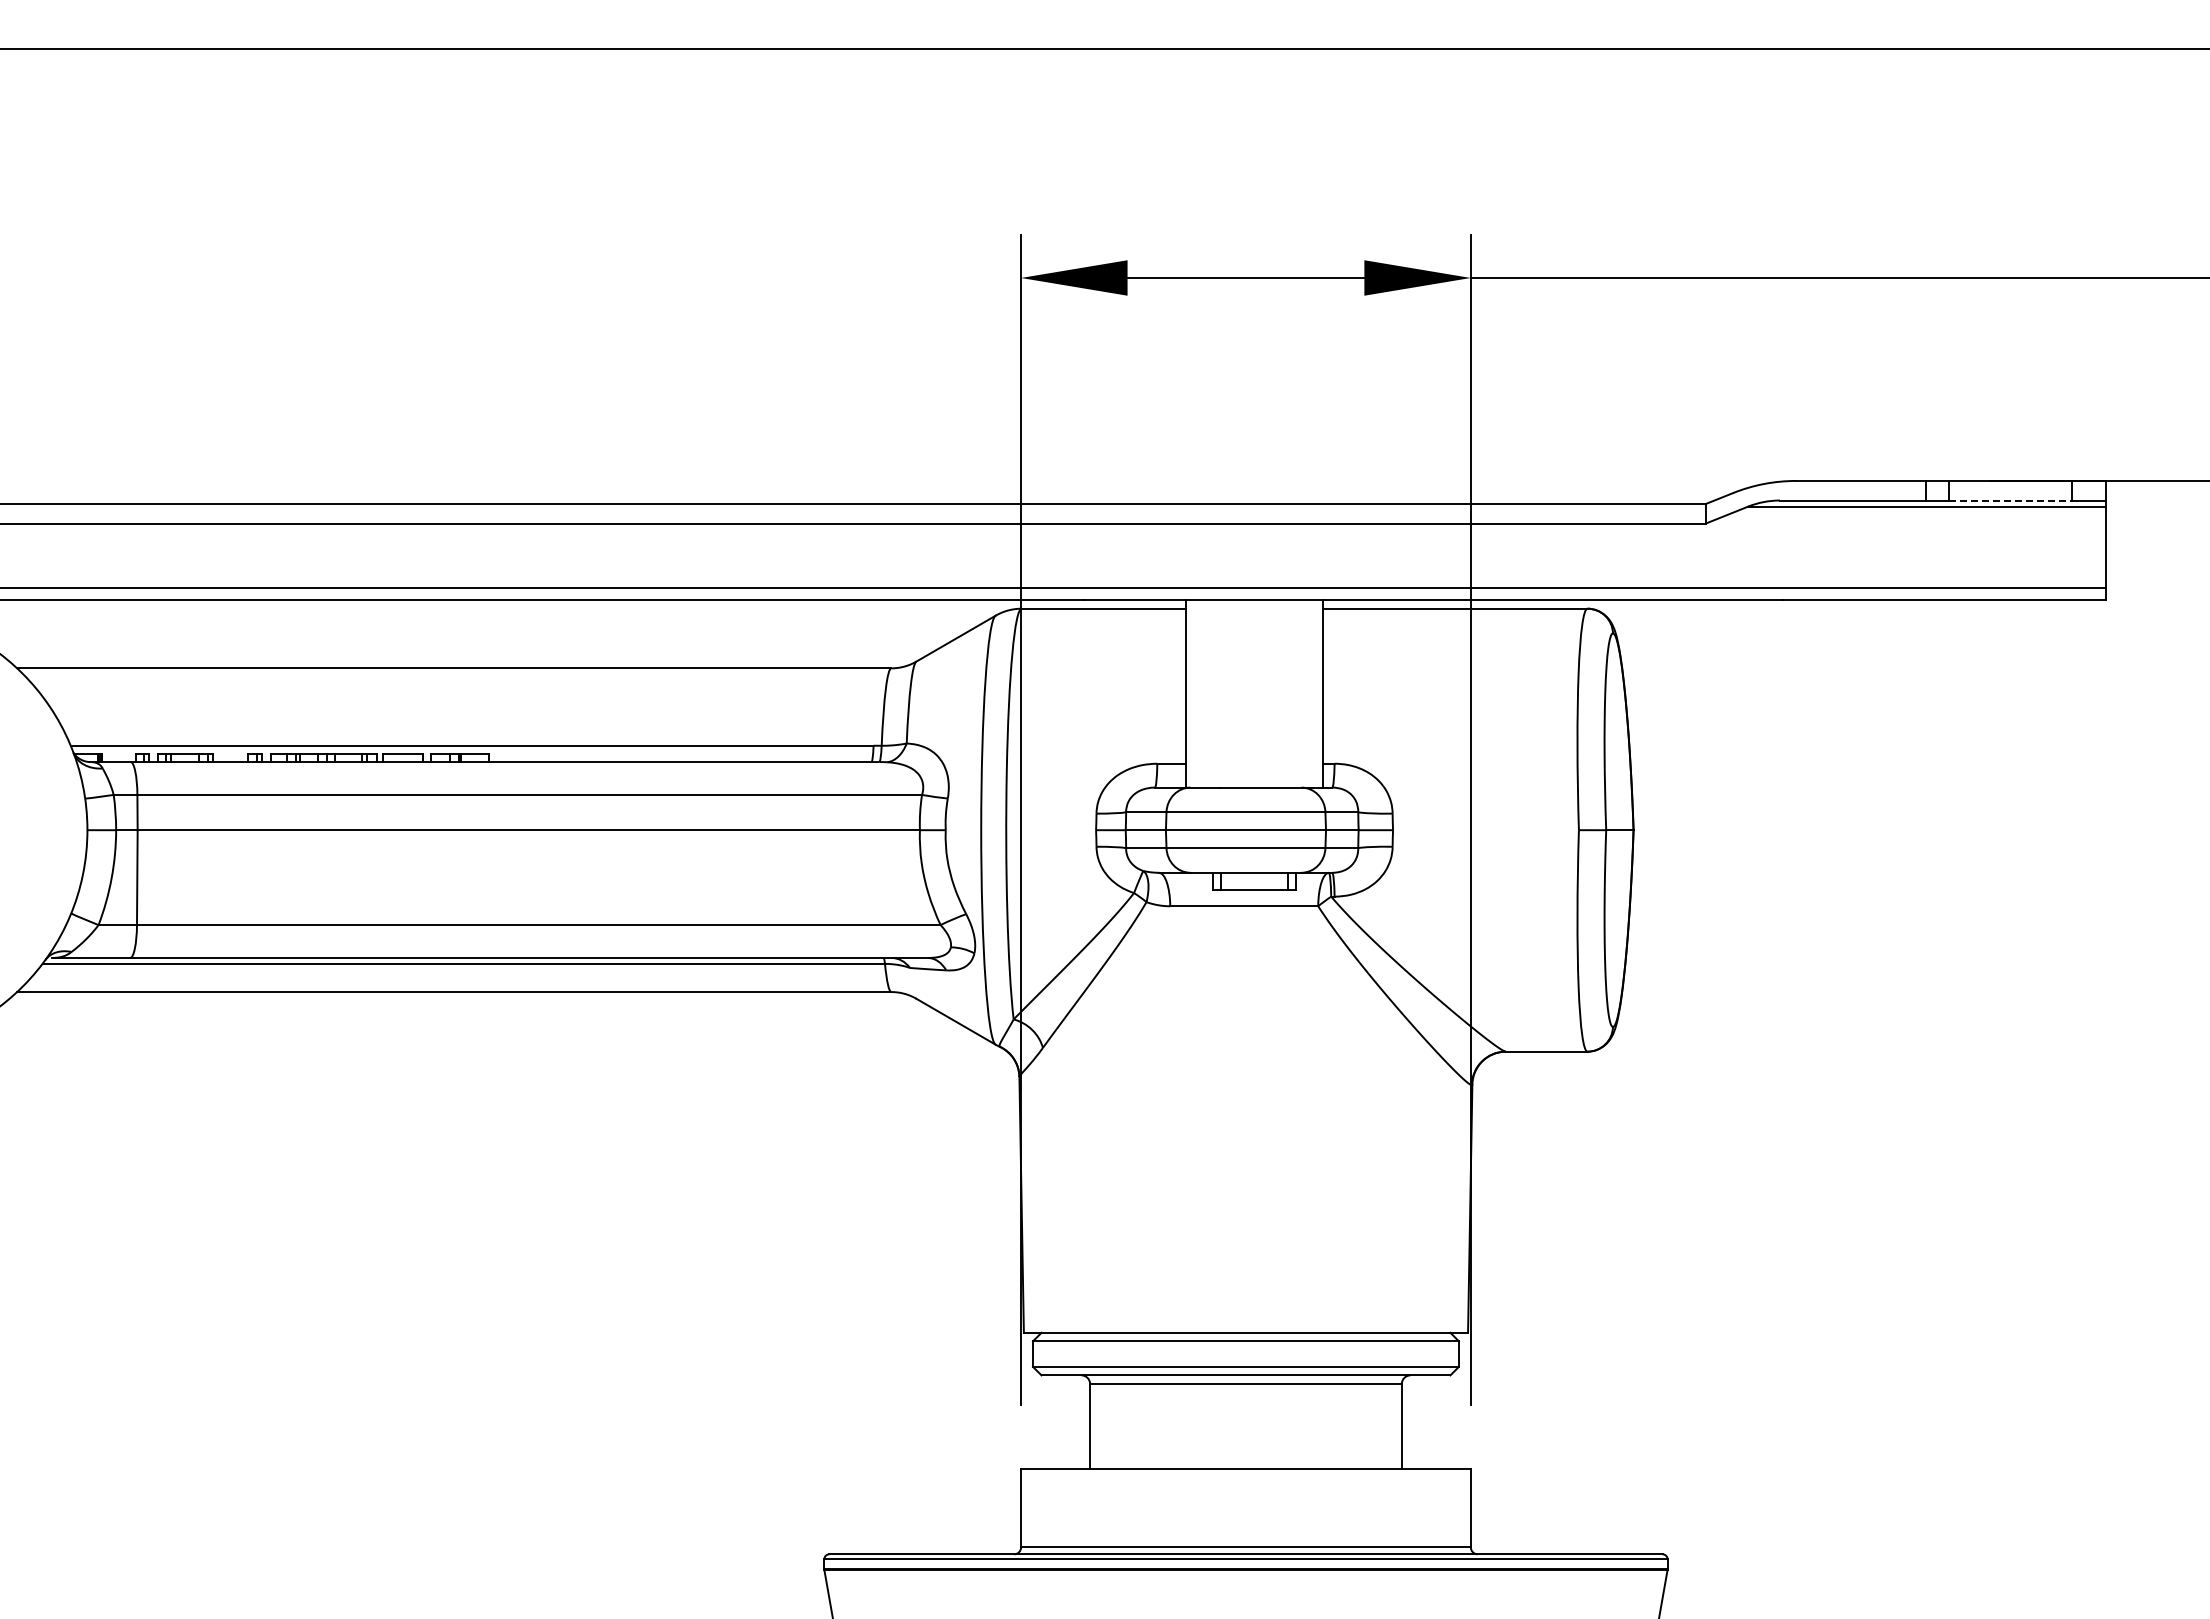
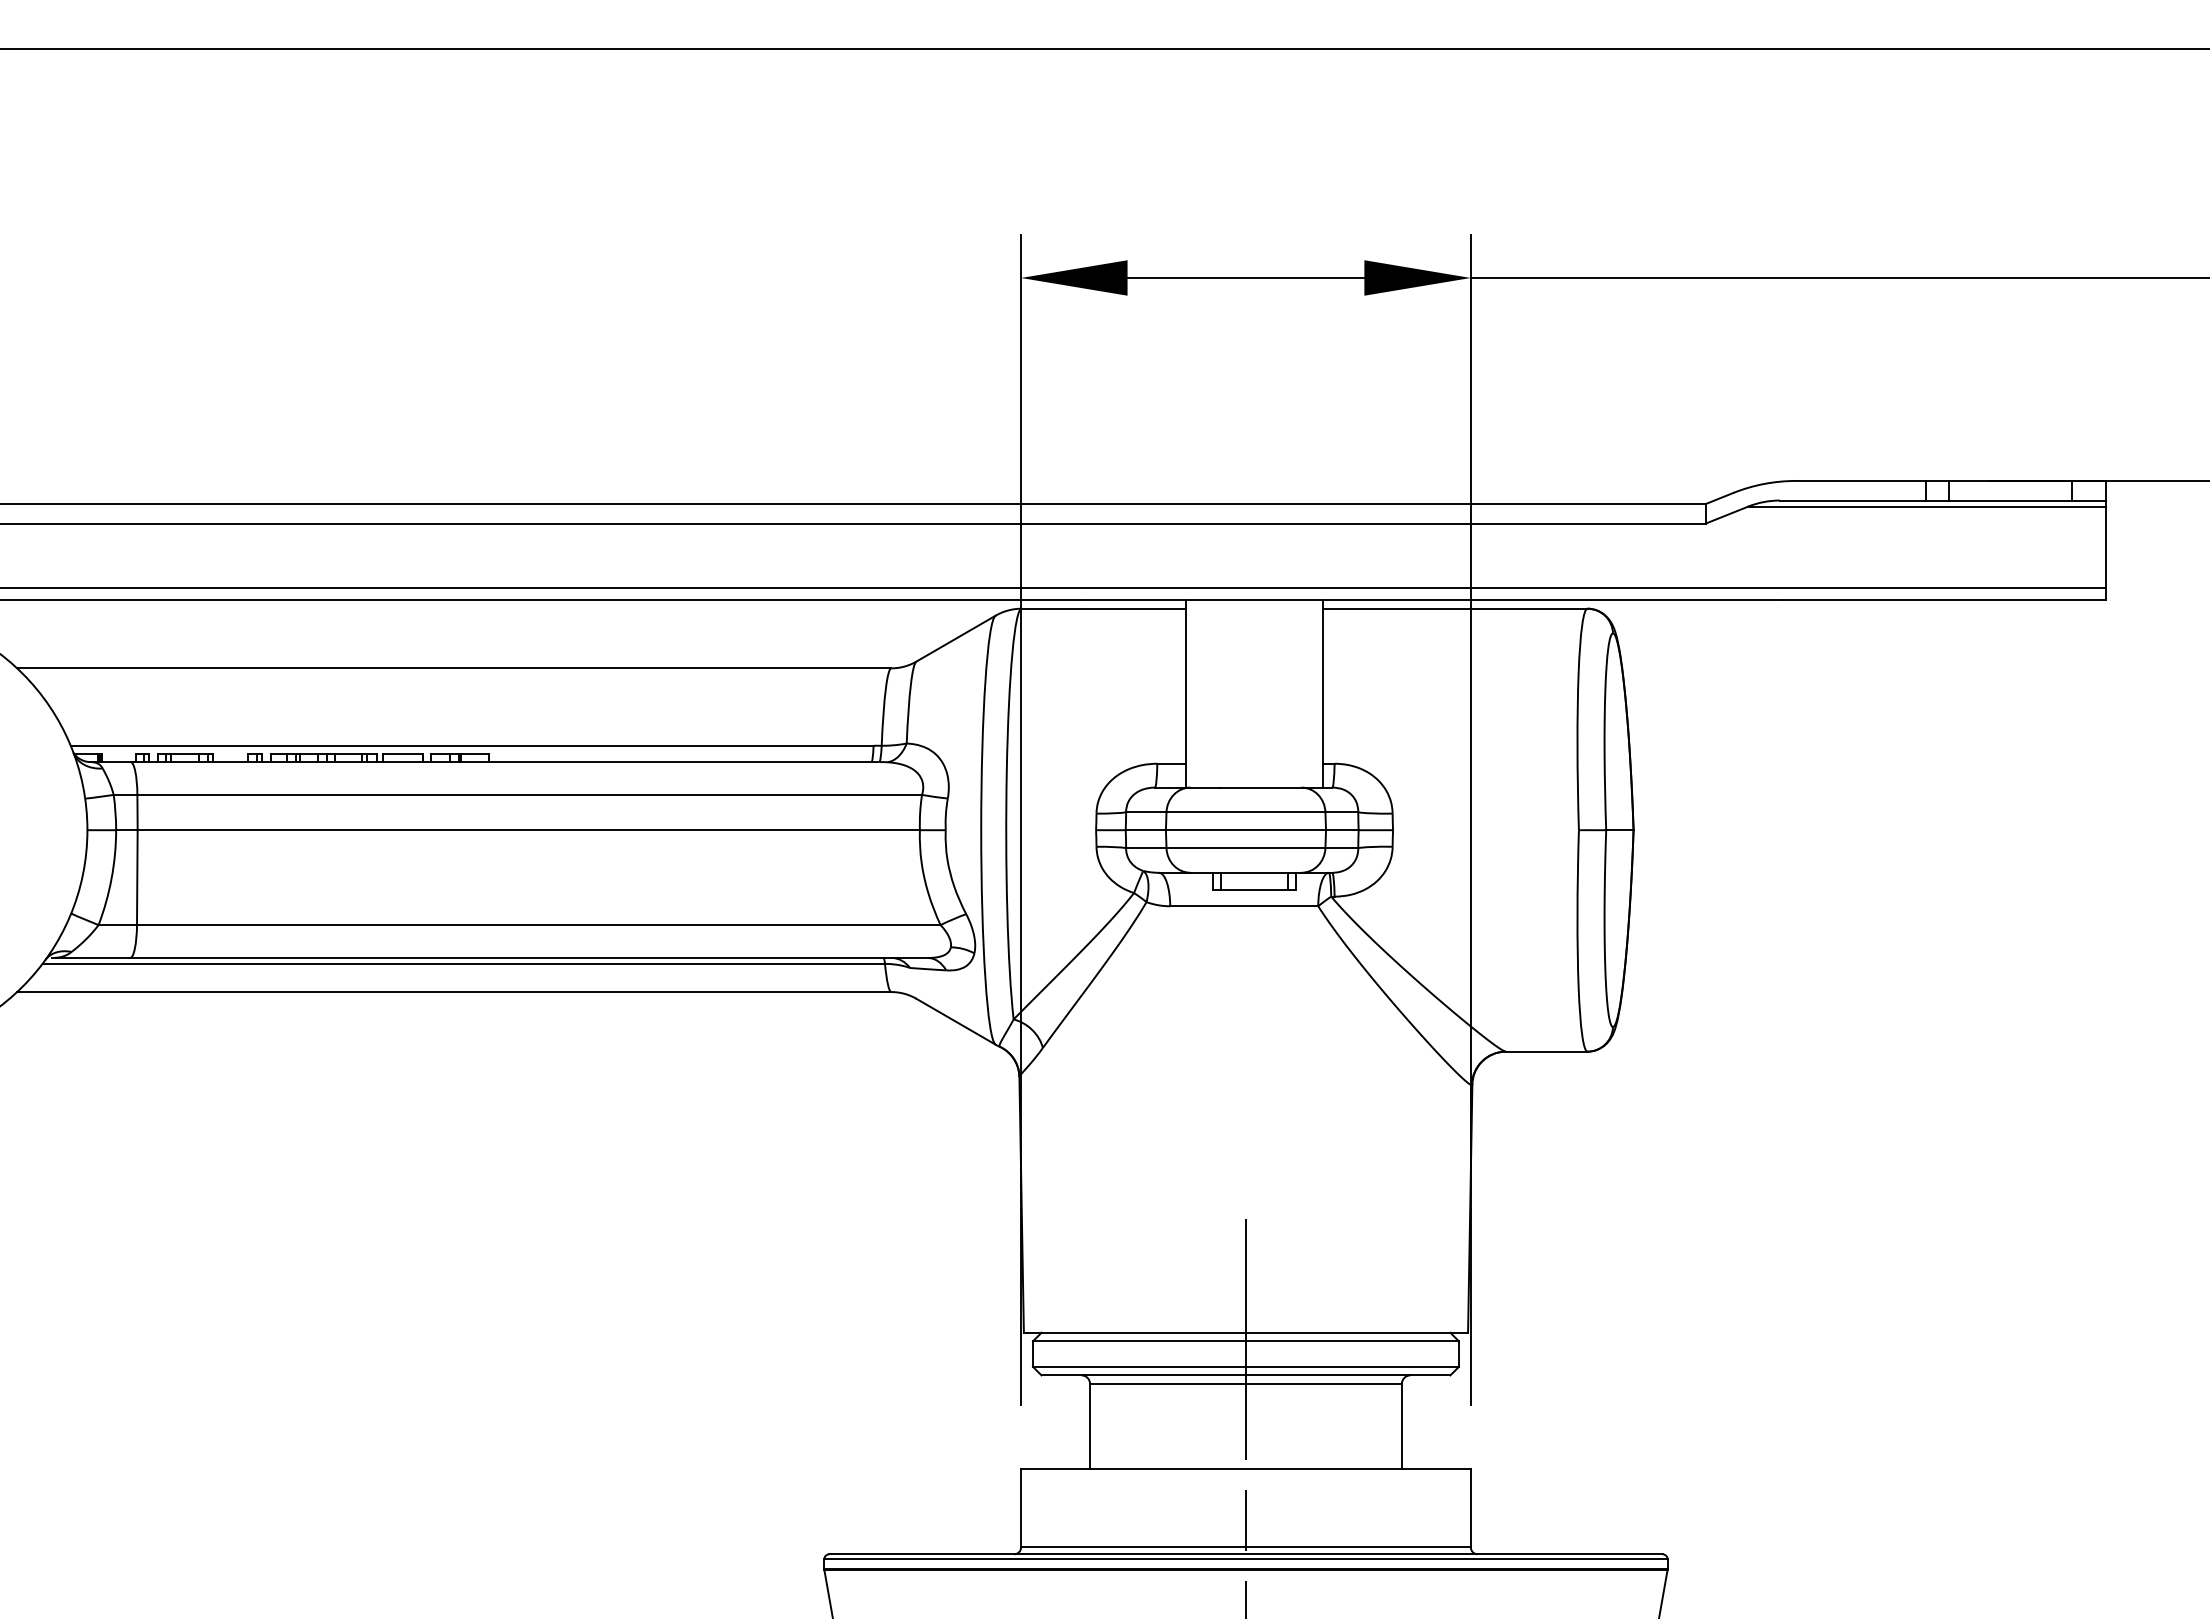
line: dashed -> solid (2010, 500)
line: none -> present (1245, 1416)
